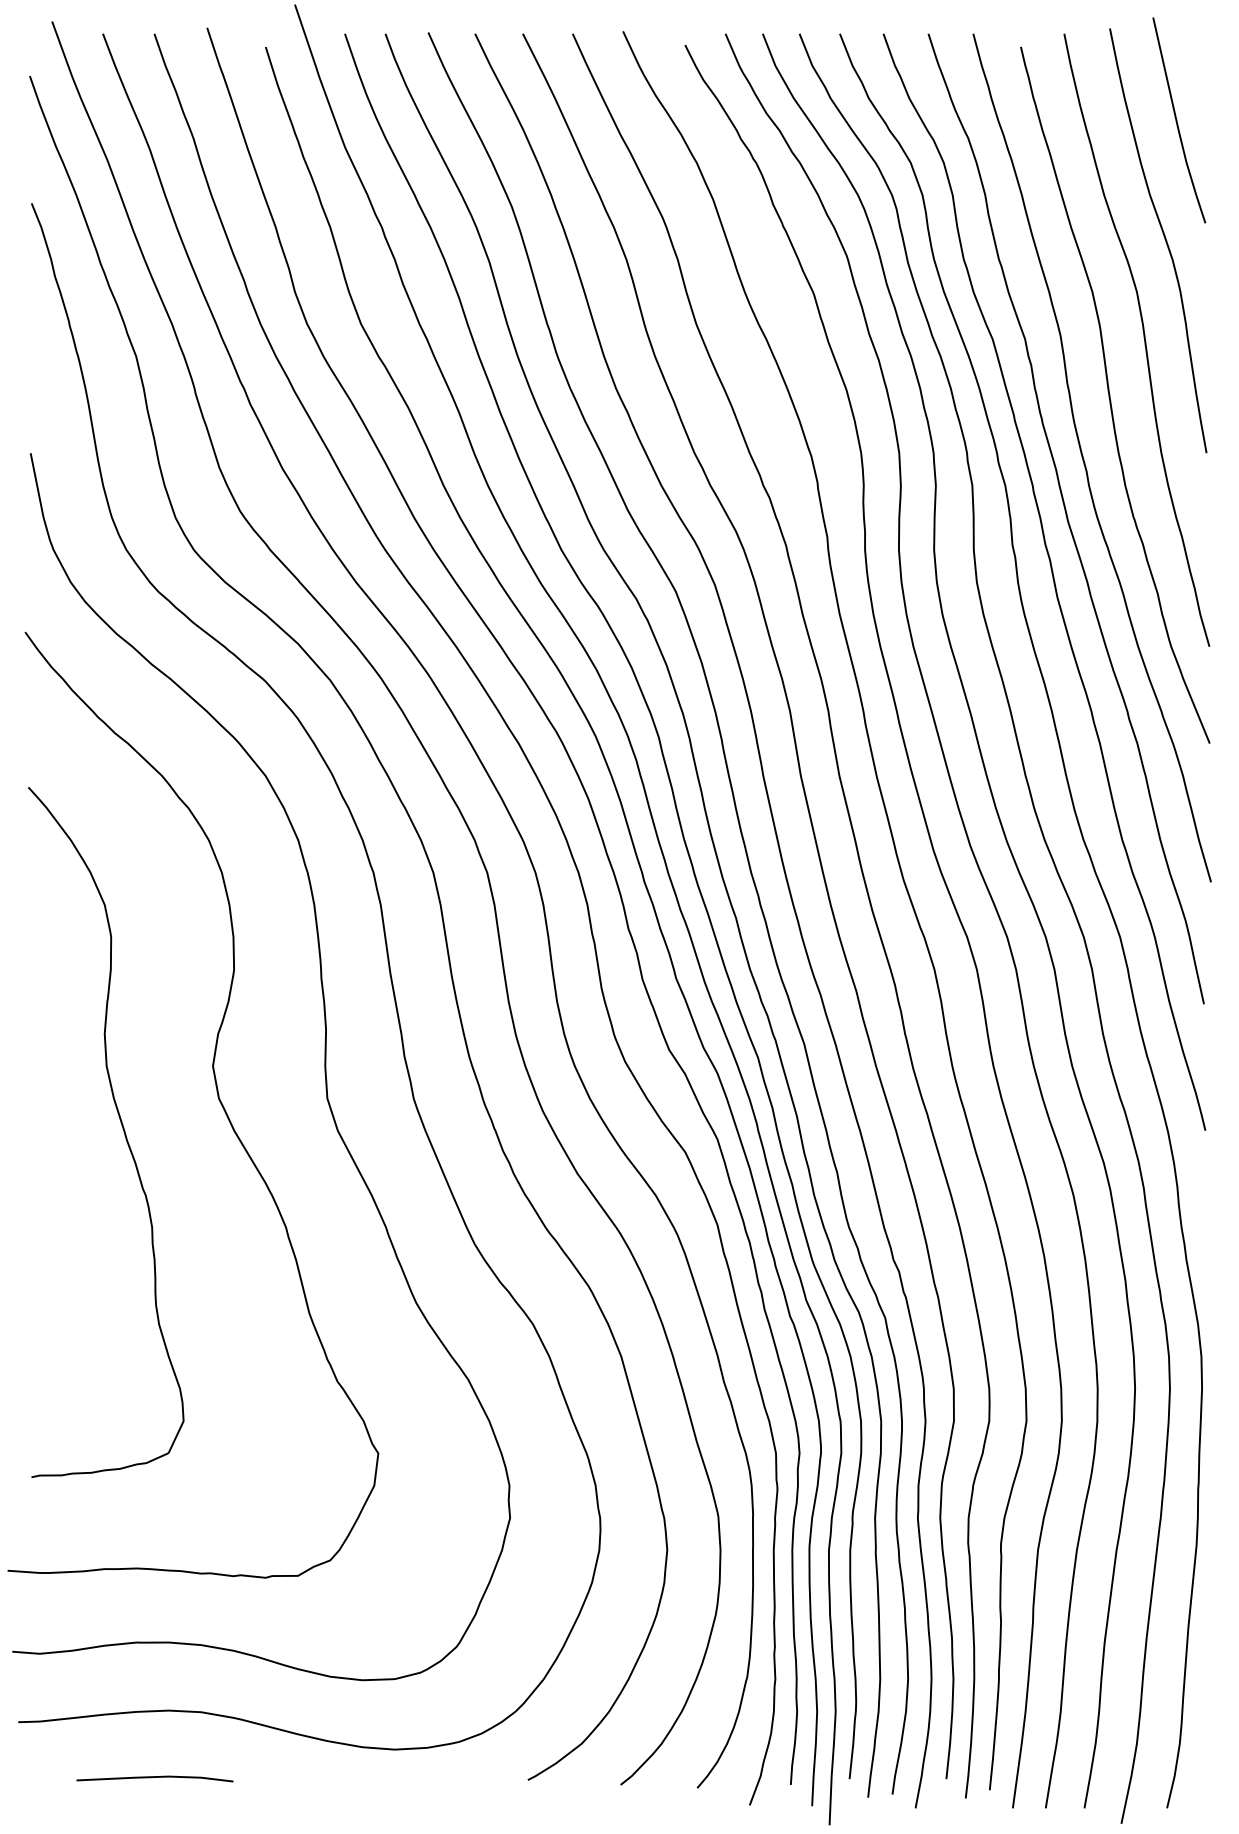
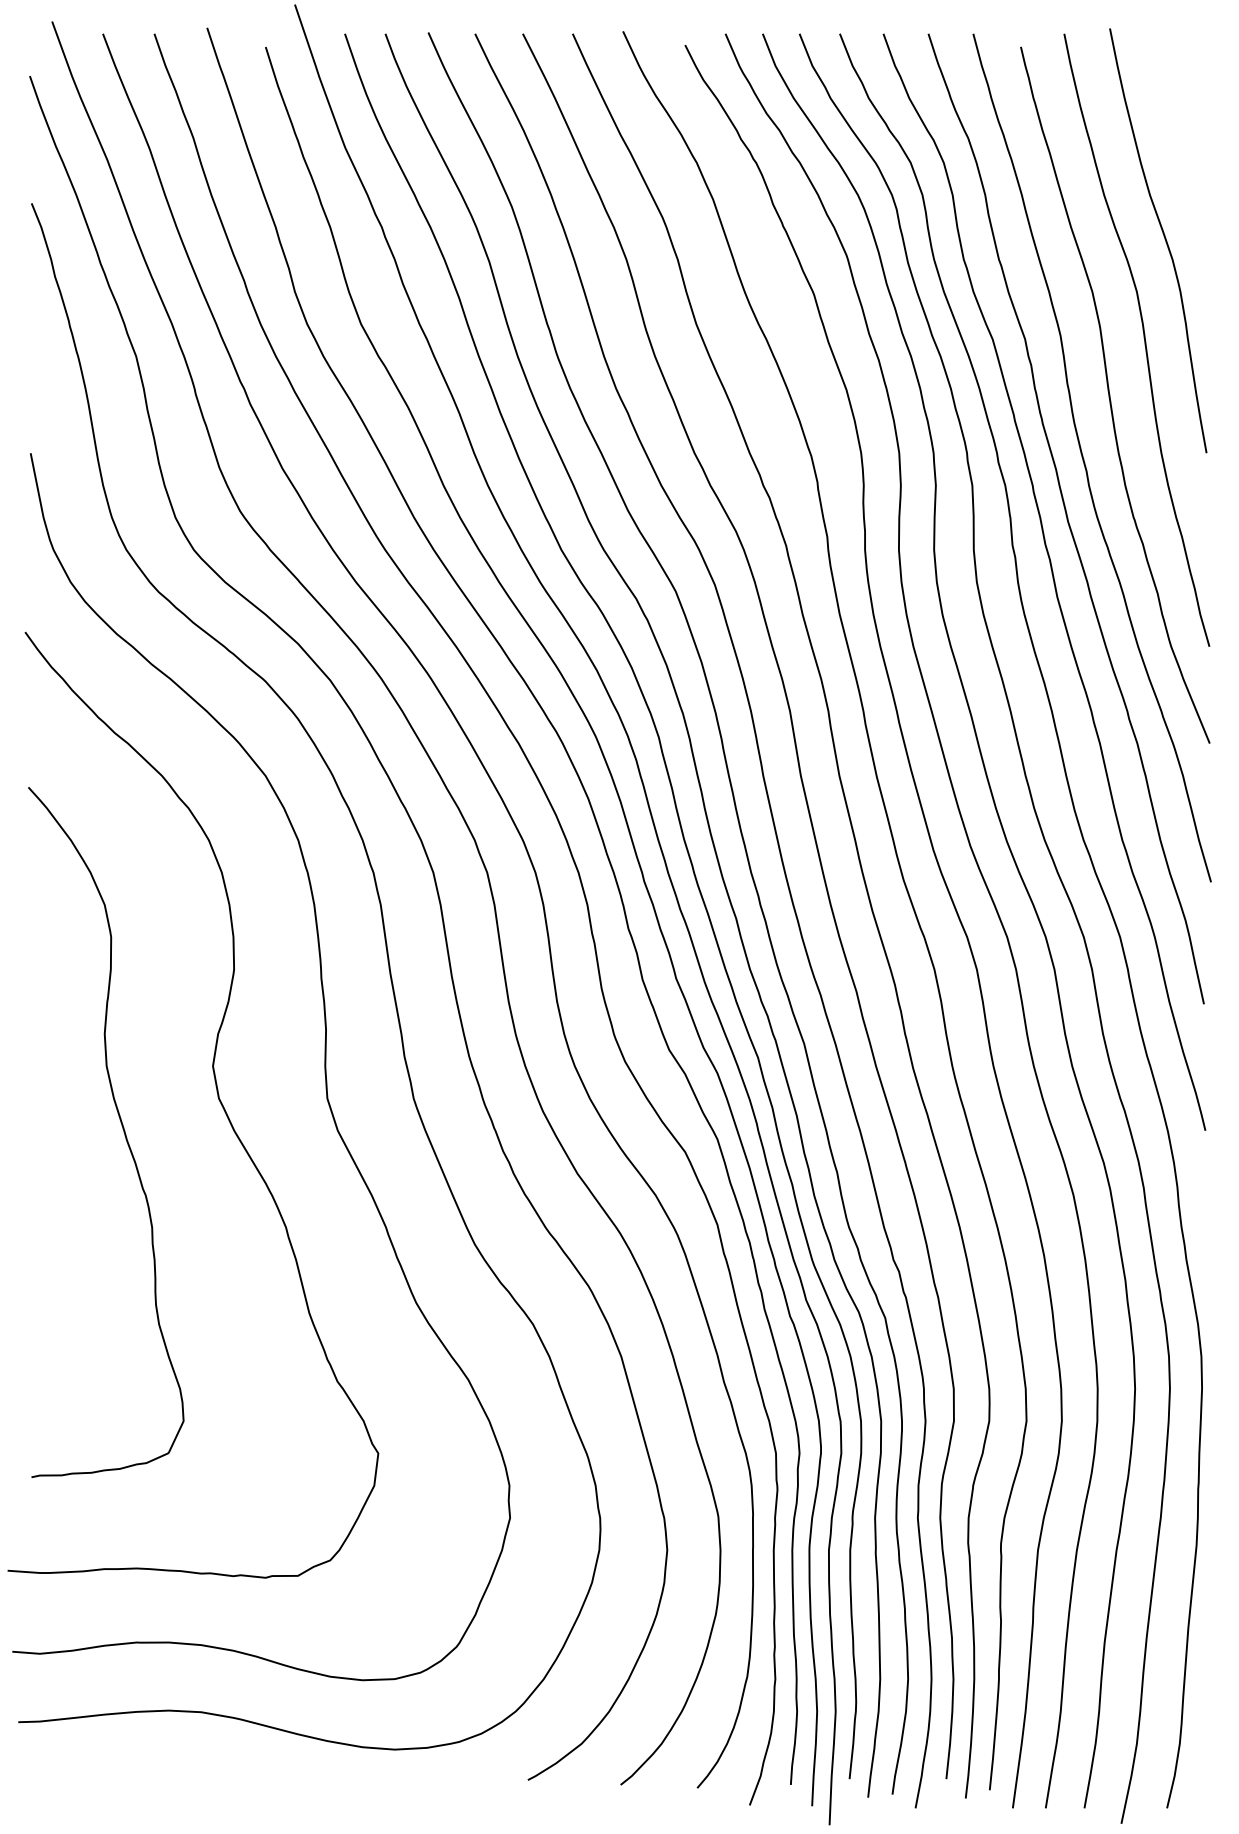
line: present -> none (1177, 120)
line: present -> none (154, 1777)
